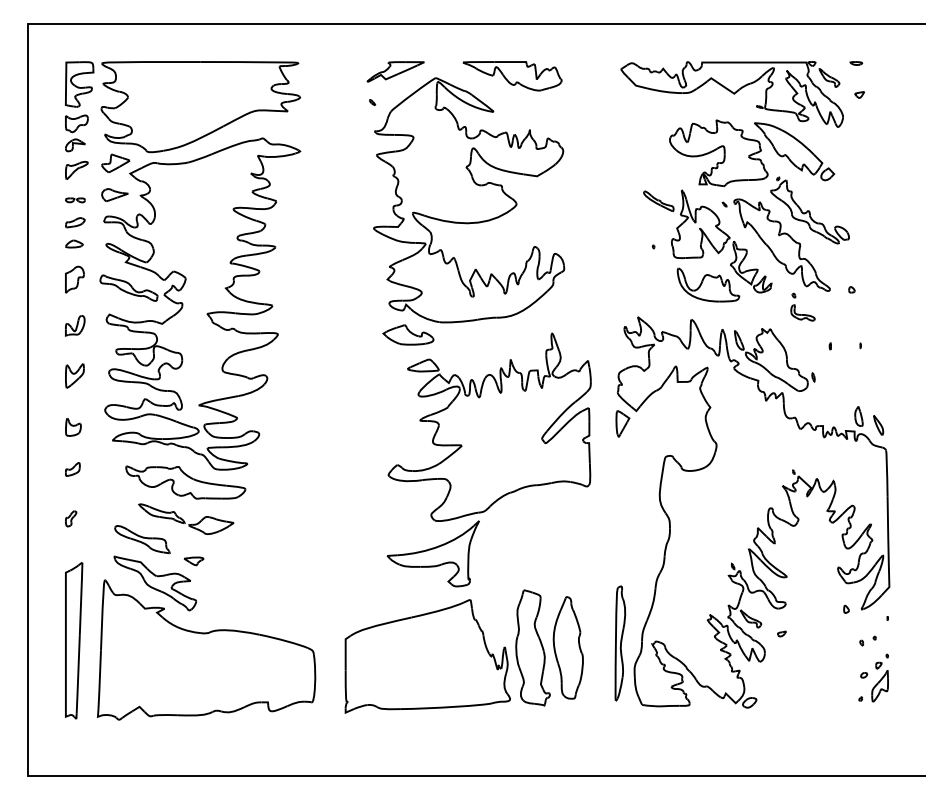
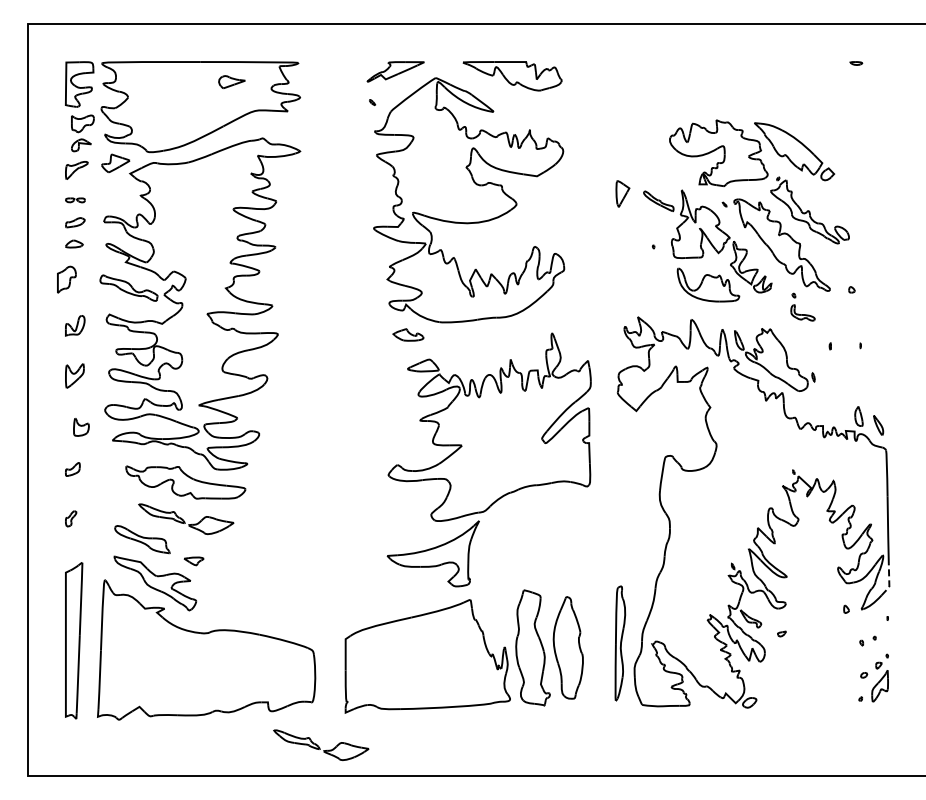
part: present -> none (731, 94)
part: present -> none (859, 94)
part position: (76, 133) -> (82, 133) (82, 133)
part position: (114, 195) -> (231, 82) (231, 82)
part position: (74, 279) -> (66, 279) (66, 279)
part size: 53x22 px -> 33x14 px (408, 334)
part position: (622, 423) -> (622, 193) (622, 193)
part position: (73, 427) -> (81, 427) (81, 427)
line: solid -> dashed (889, 581)
part: none -> present (321, 744)
